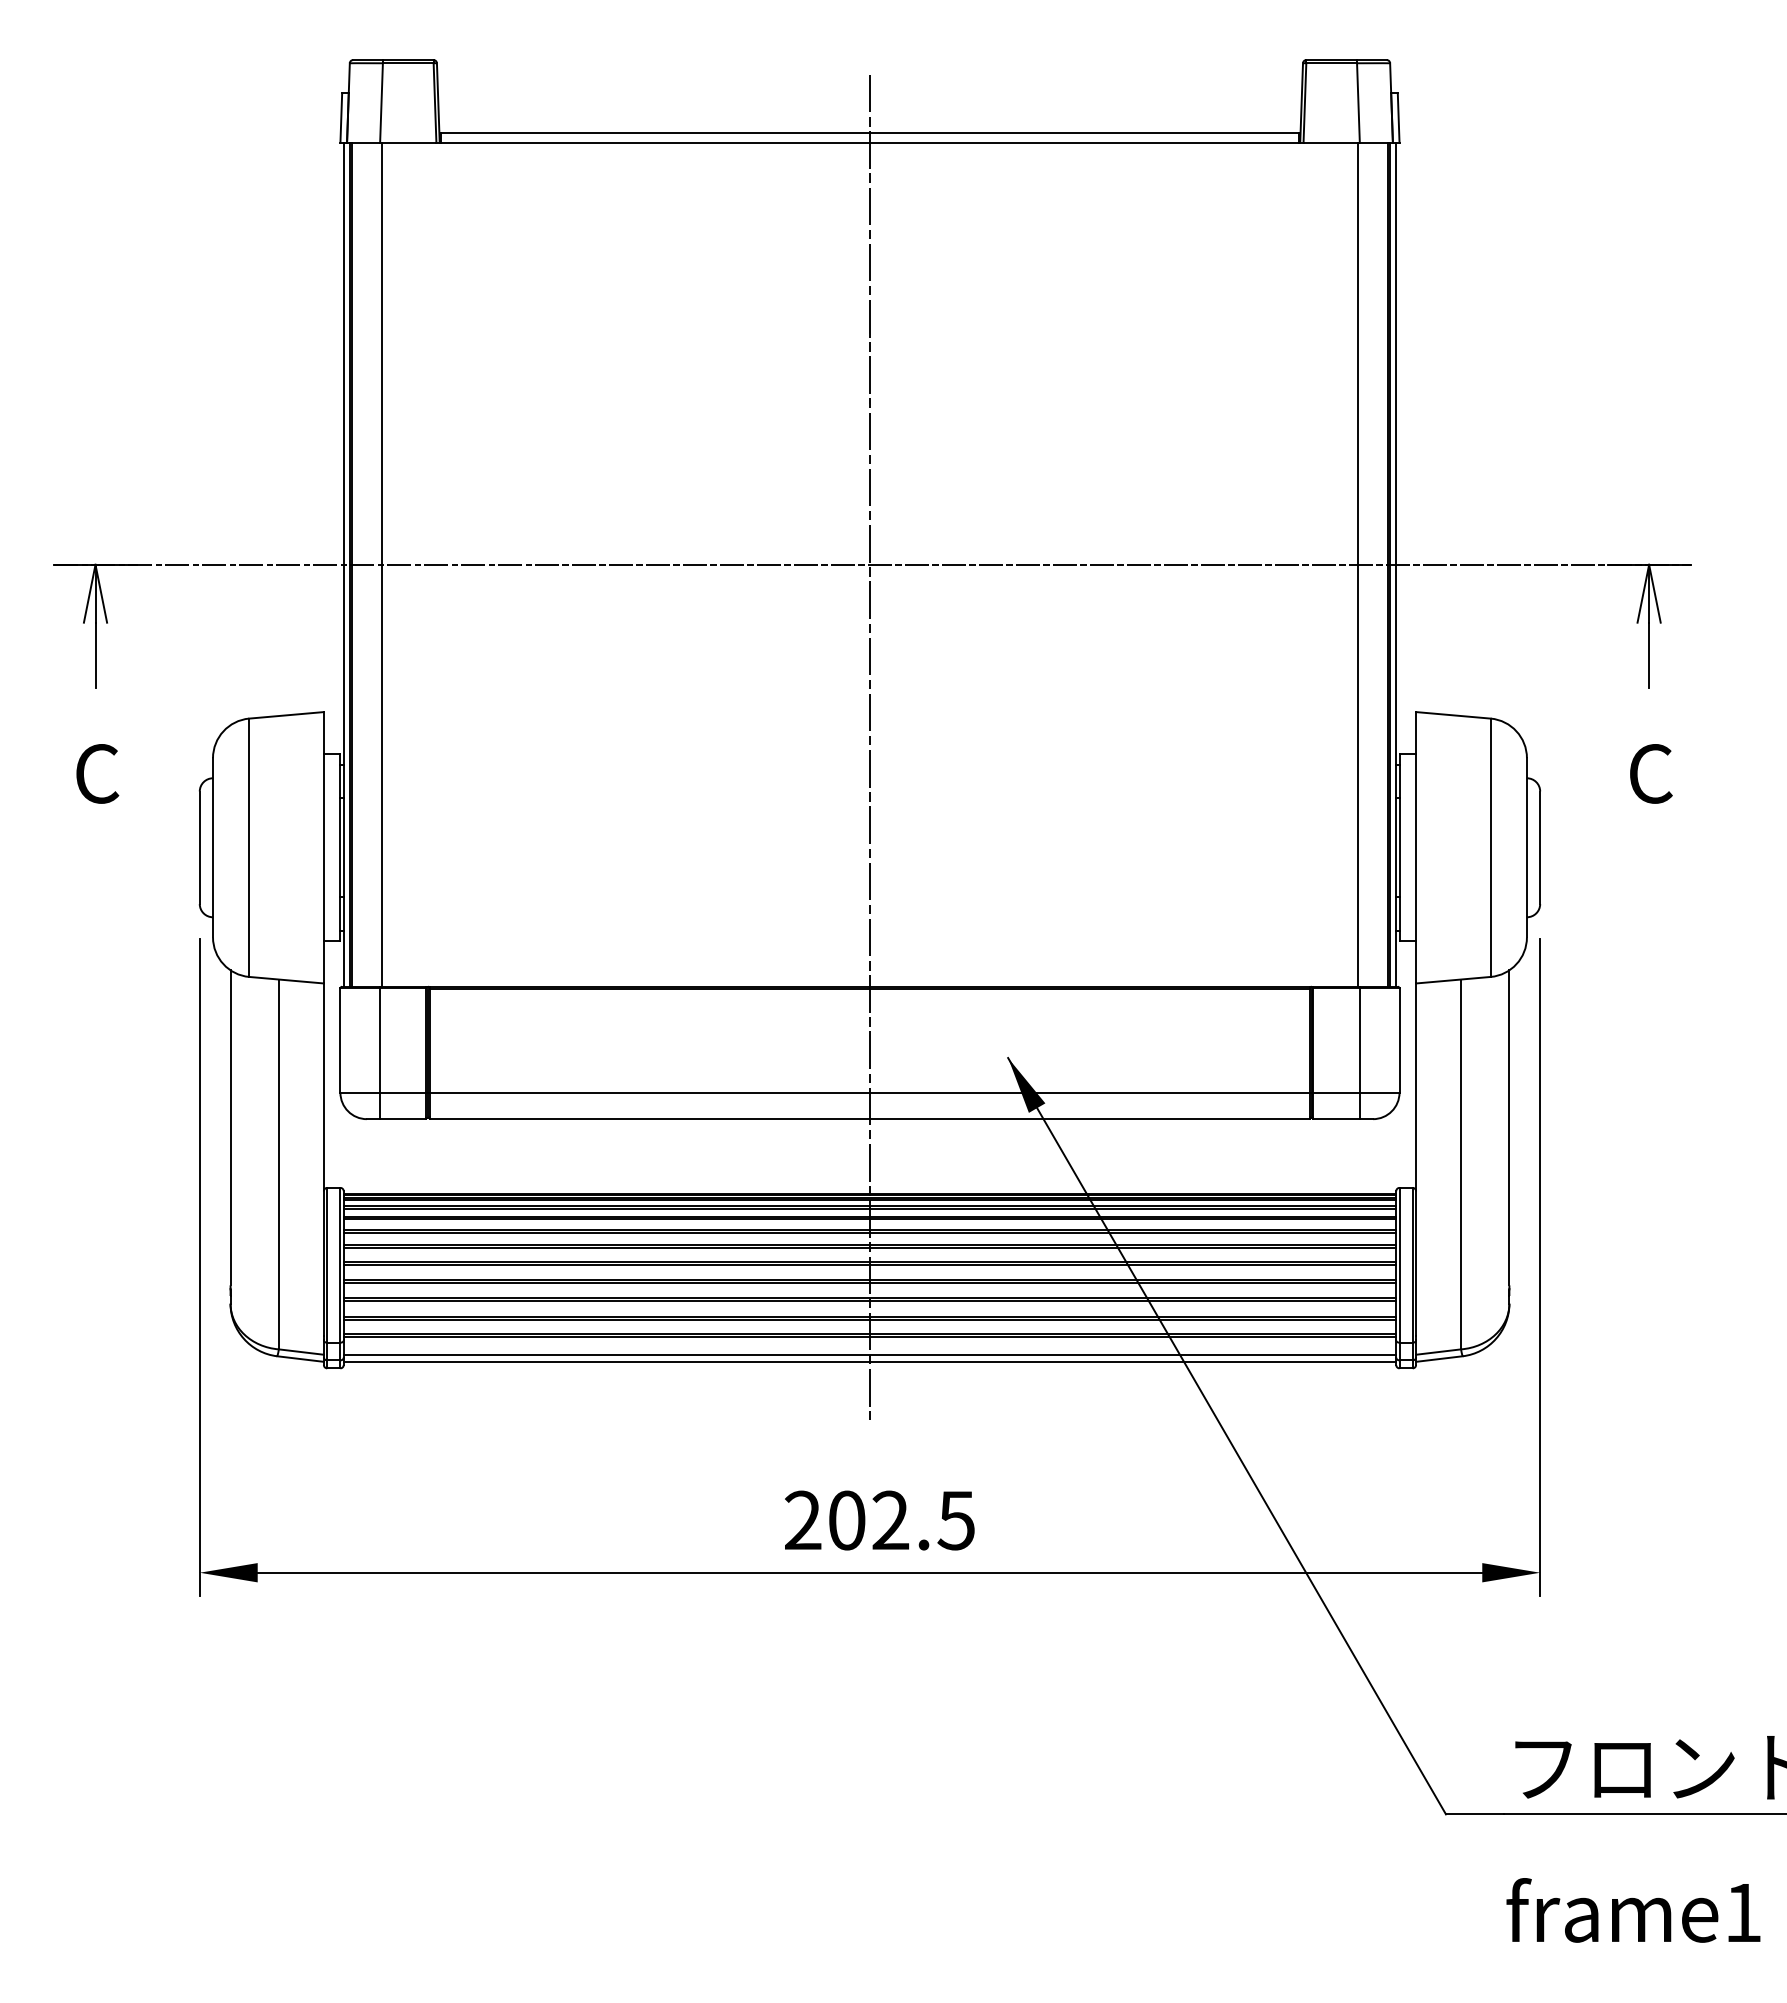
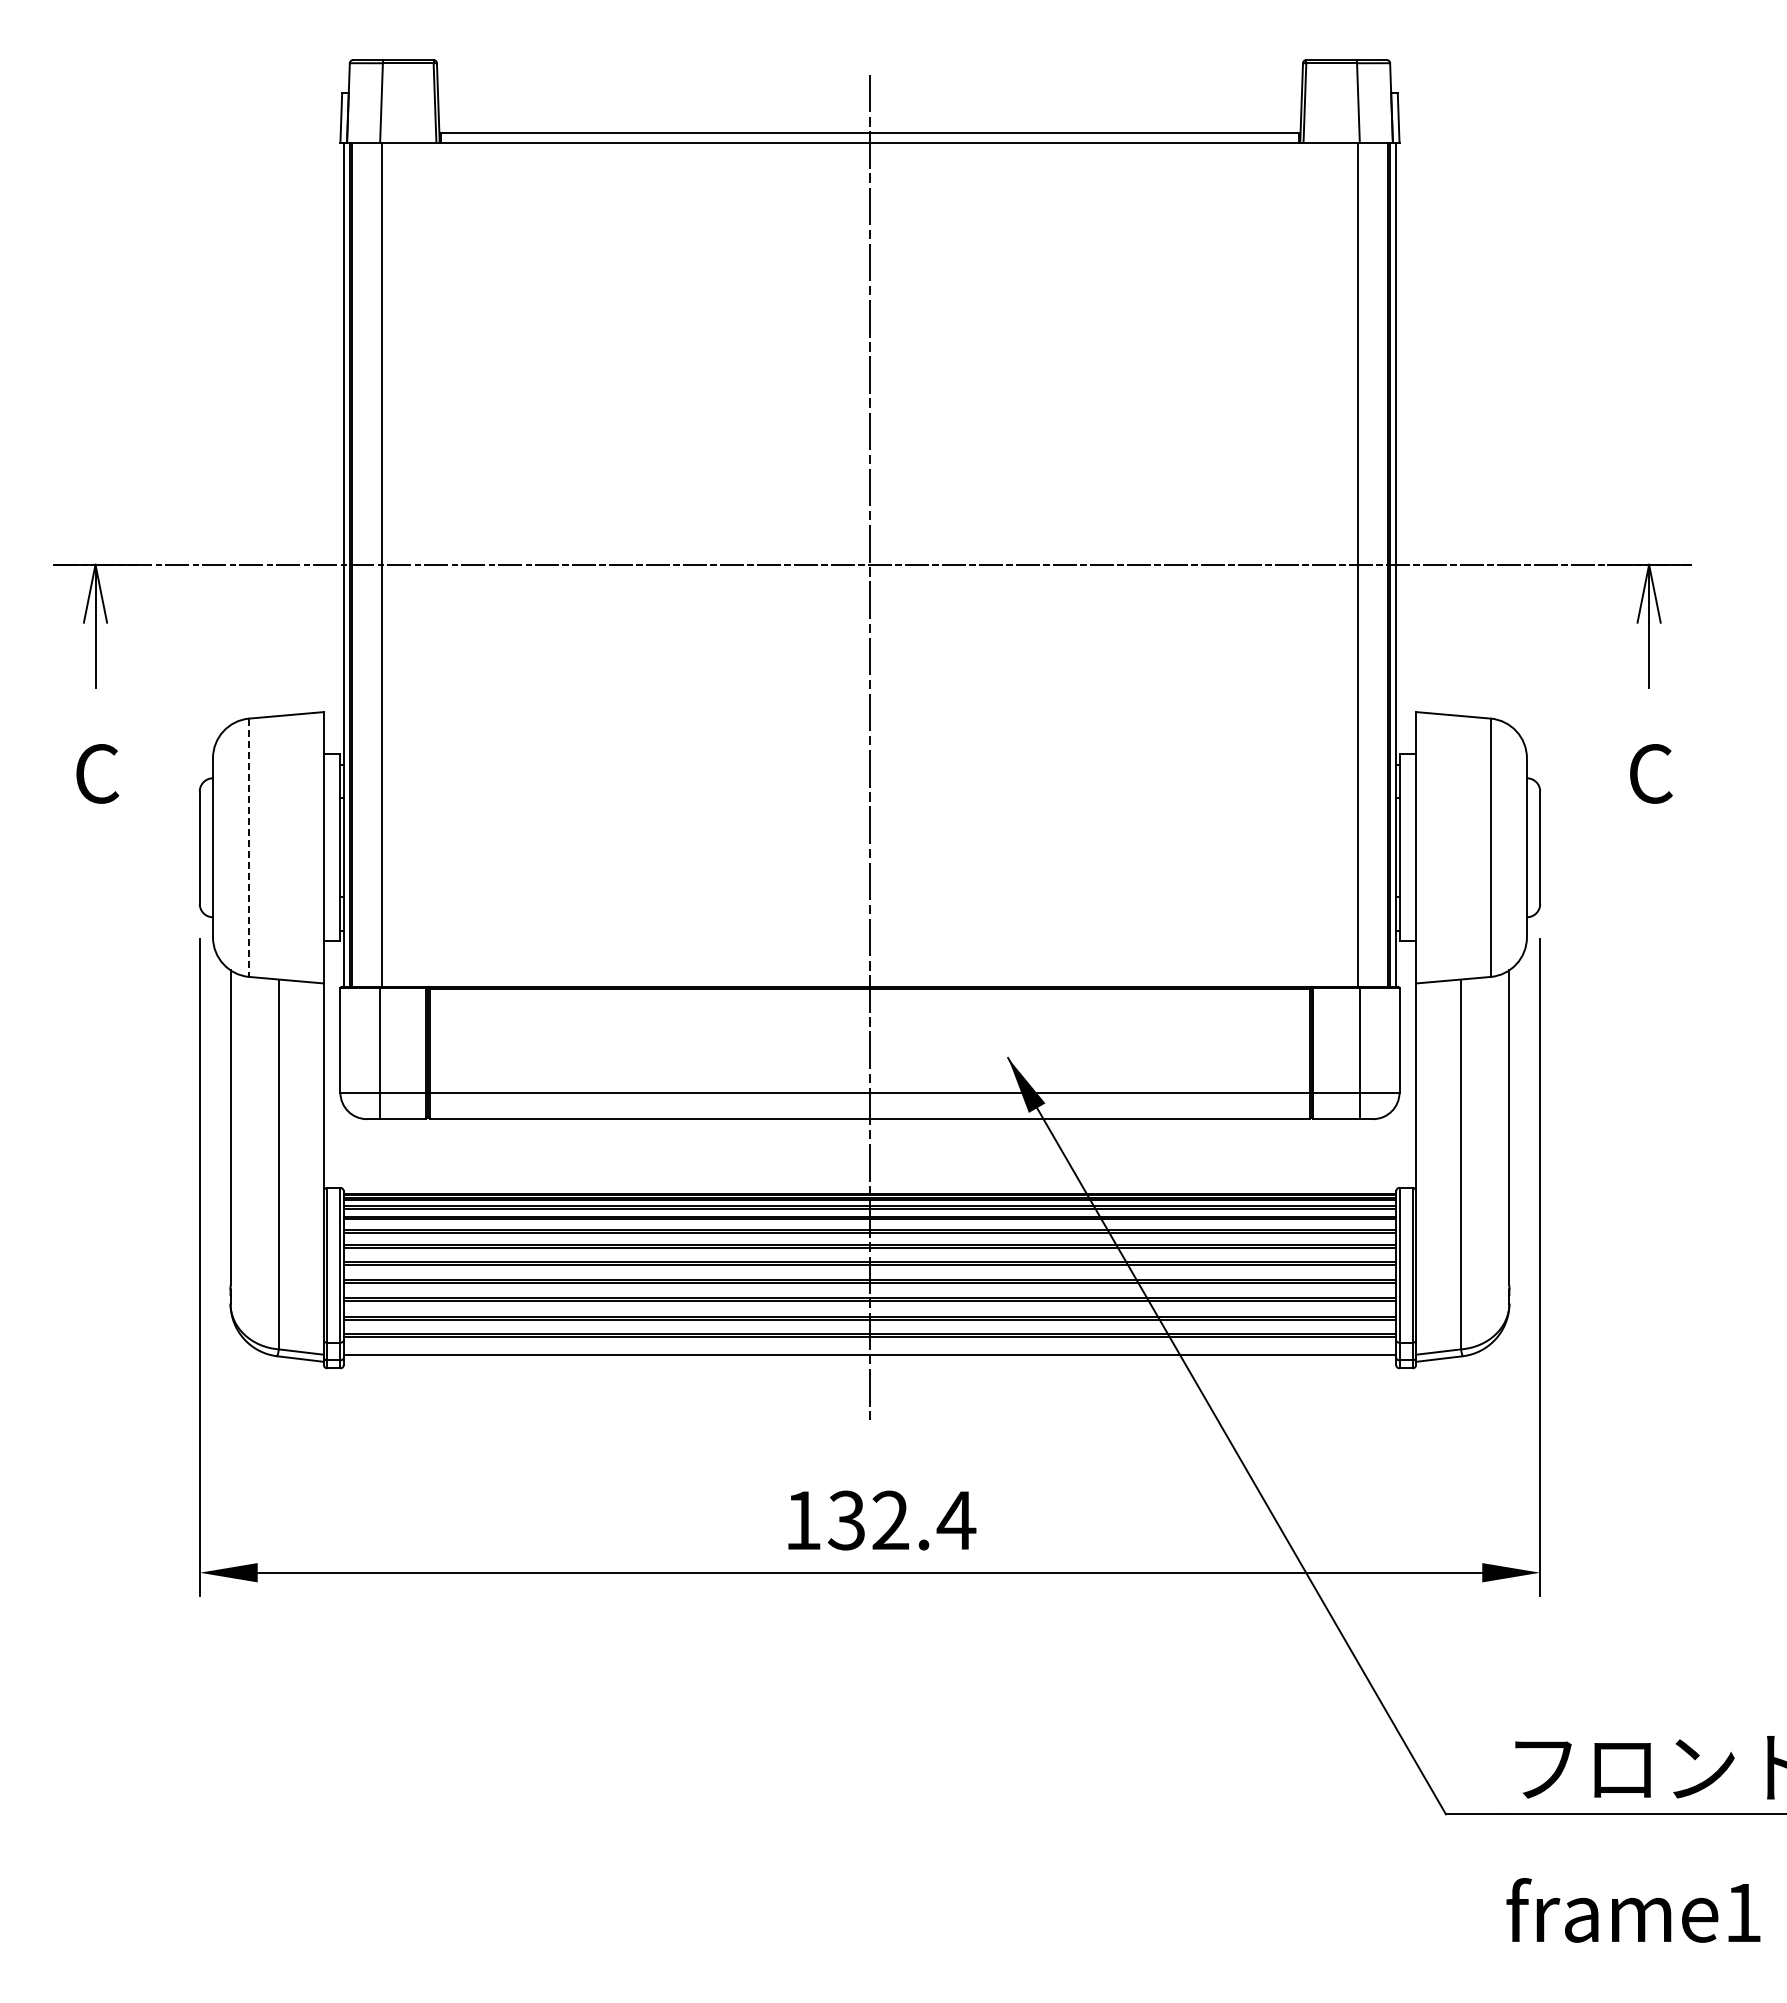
line: solid -> dashed (249, 848)
line: present -> none (869, 1361)
text: 202.5 -> 132.4 (880, 1520)
